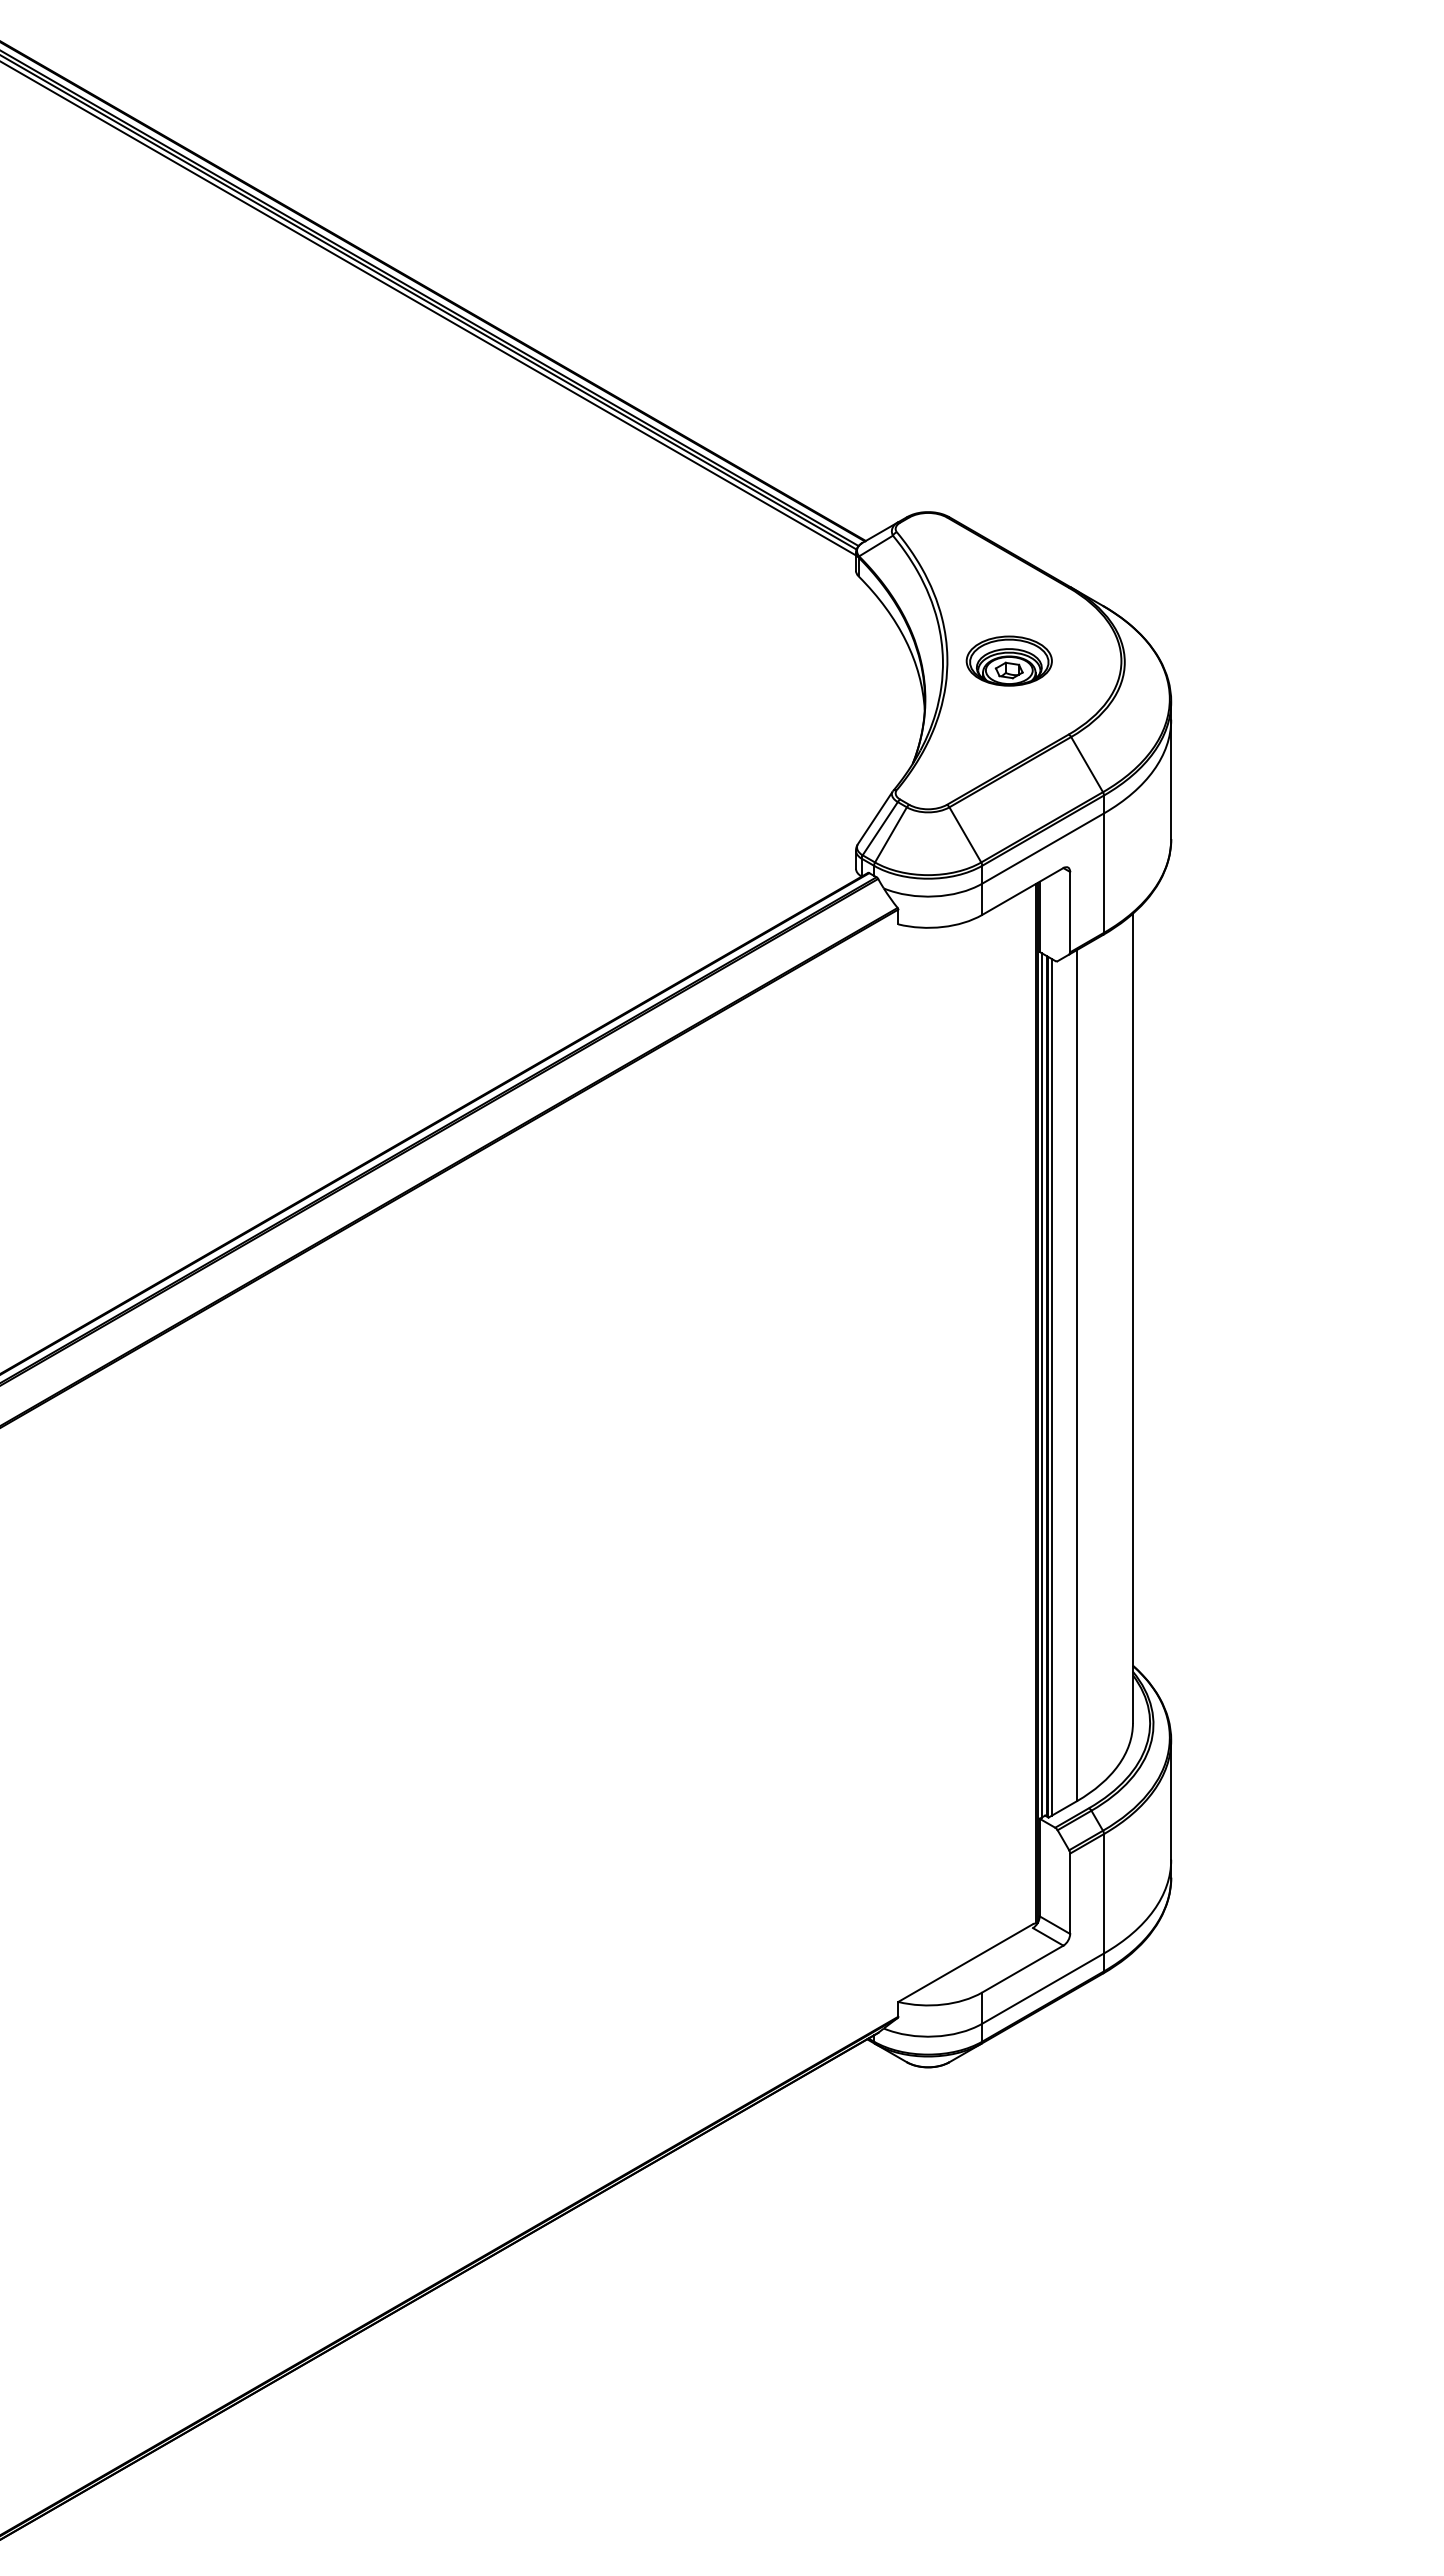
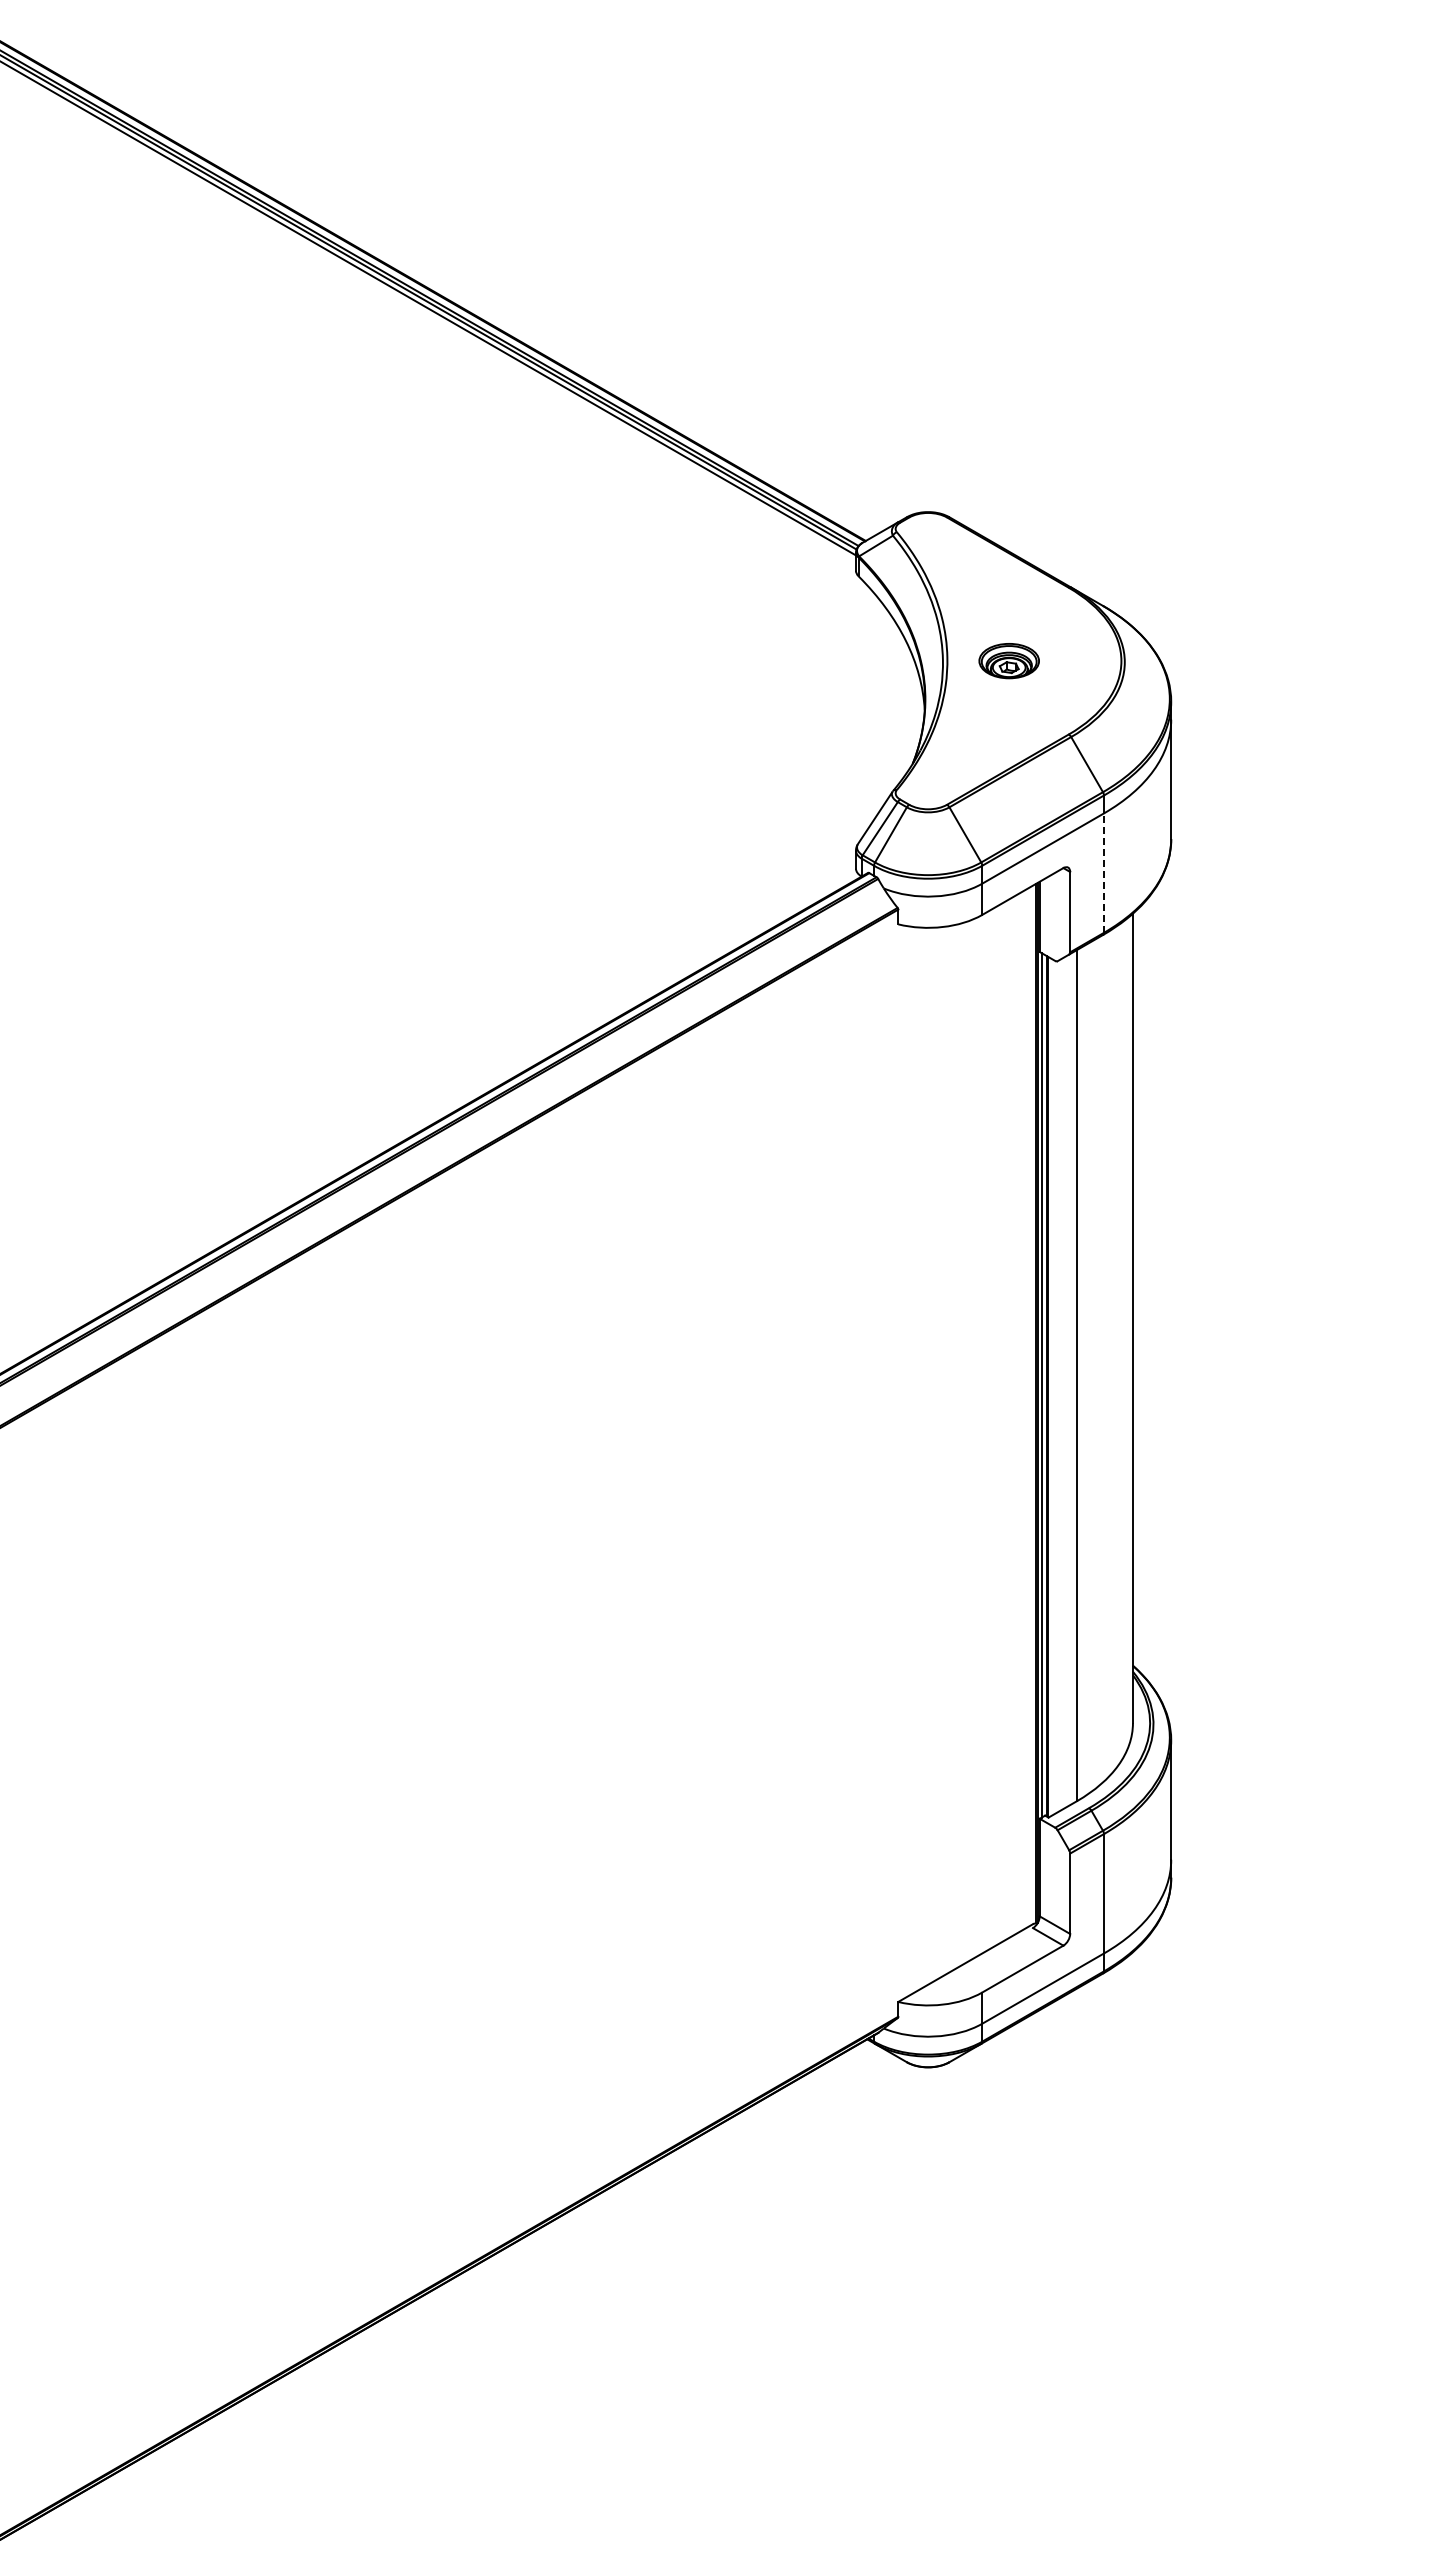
part size: 88x52 px -> 62x37 px (1008, 661)
line: solid -> dashed (1103, 873)
line: present -> none (1051, 1387)
